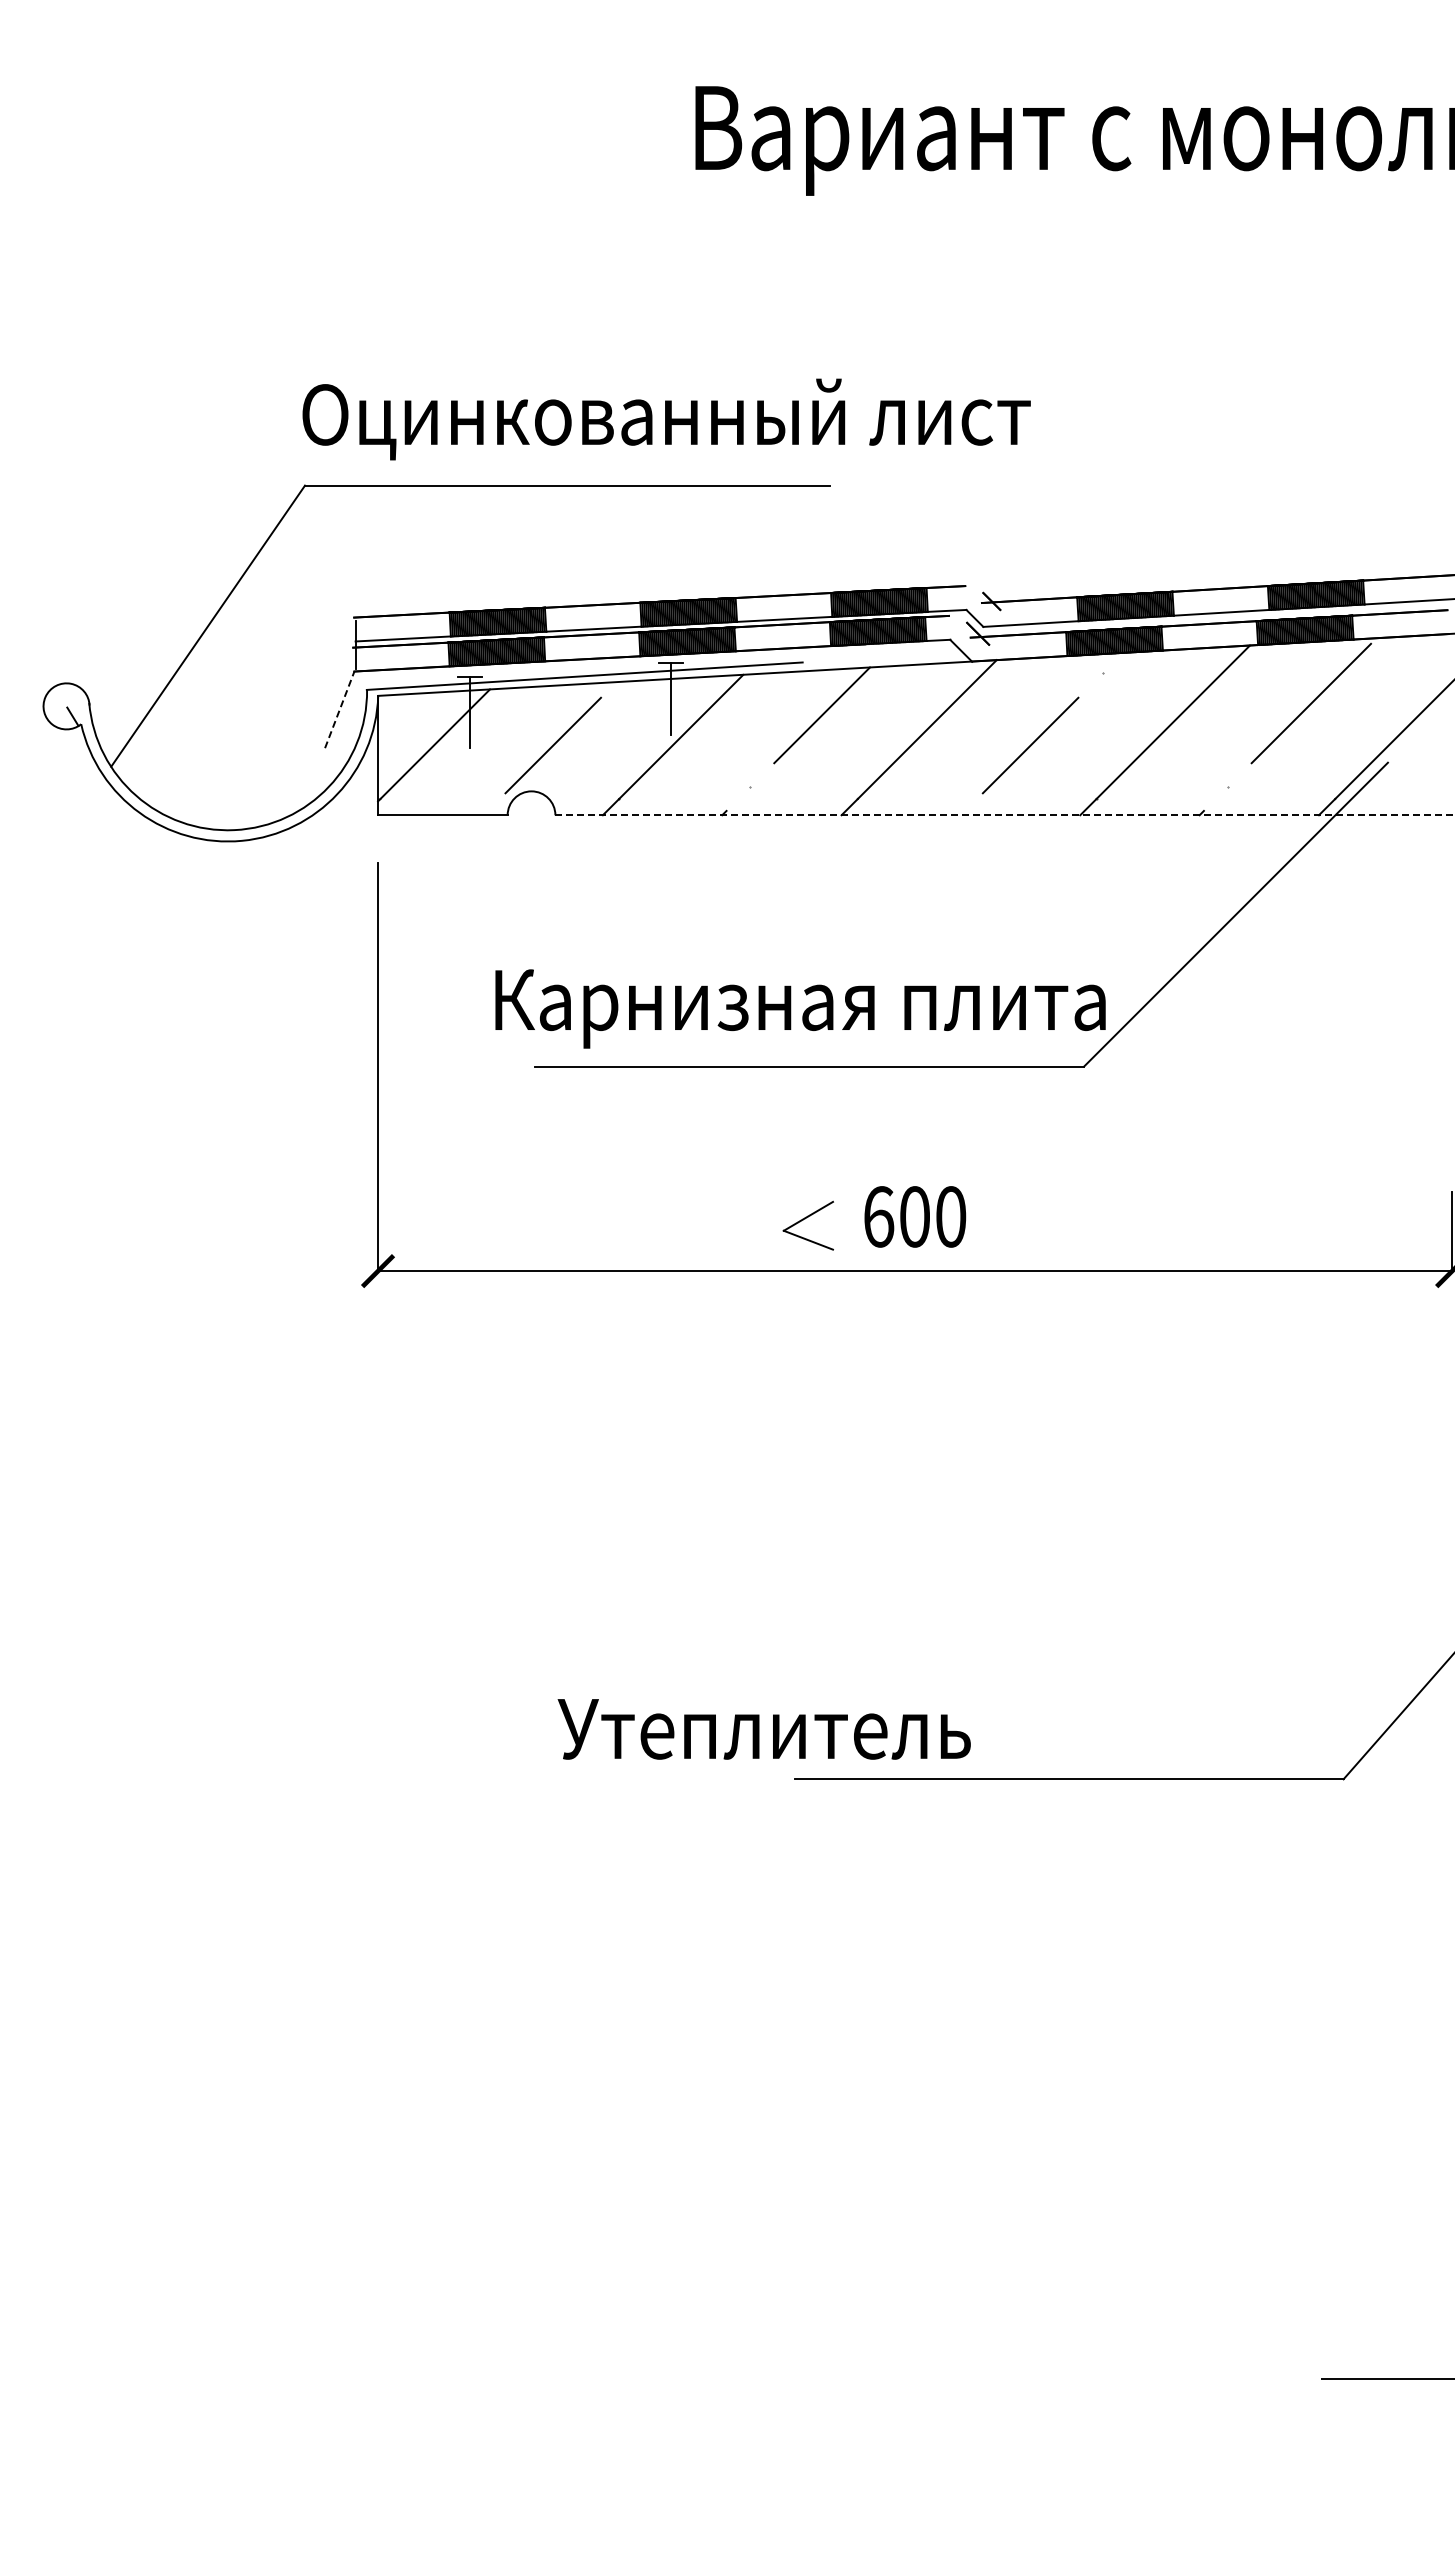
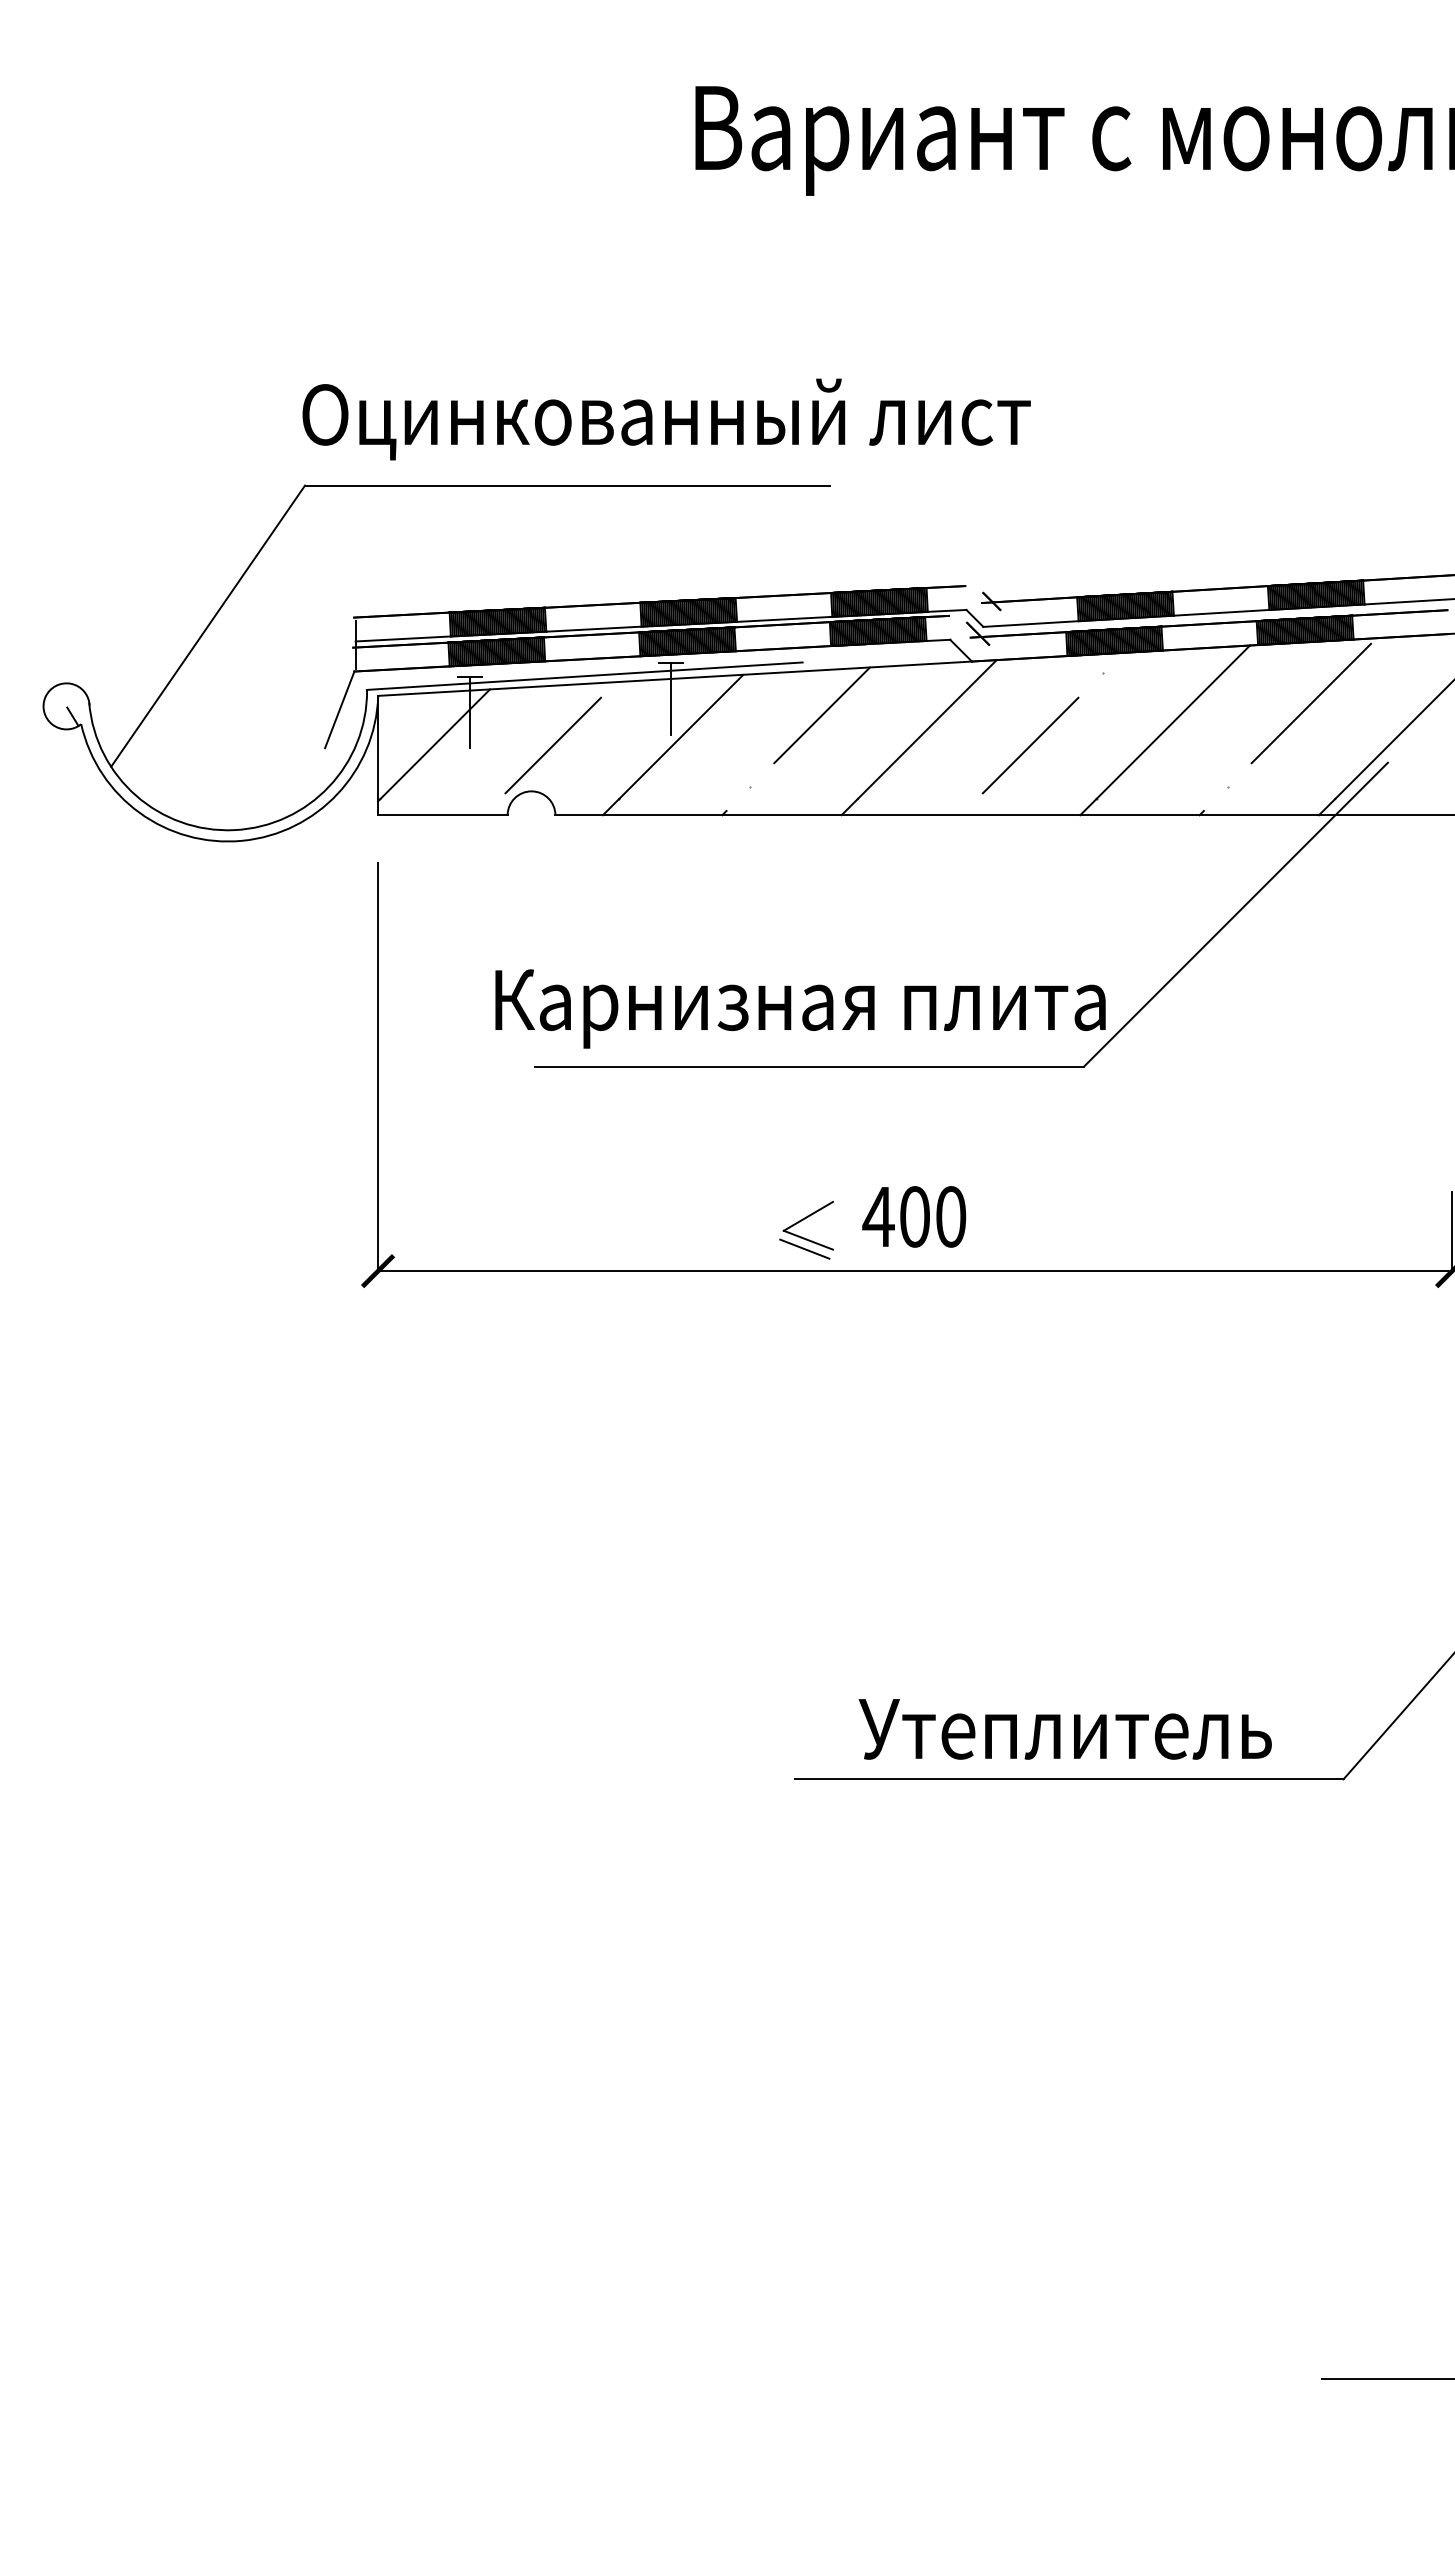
line: dashed -> solid (339, 709)
line: dashed -> solid (1005, 815)
text: 600 -> 400 (878, 1216)
line: none -> present (804, 1248)
text position: (763, 1729) -> (1064, 1729) (1064, 1729)
